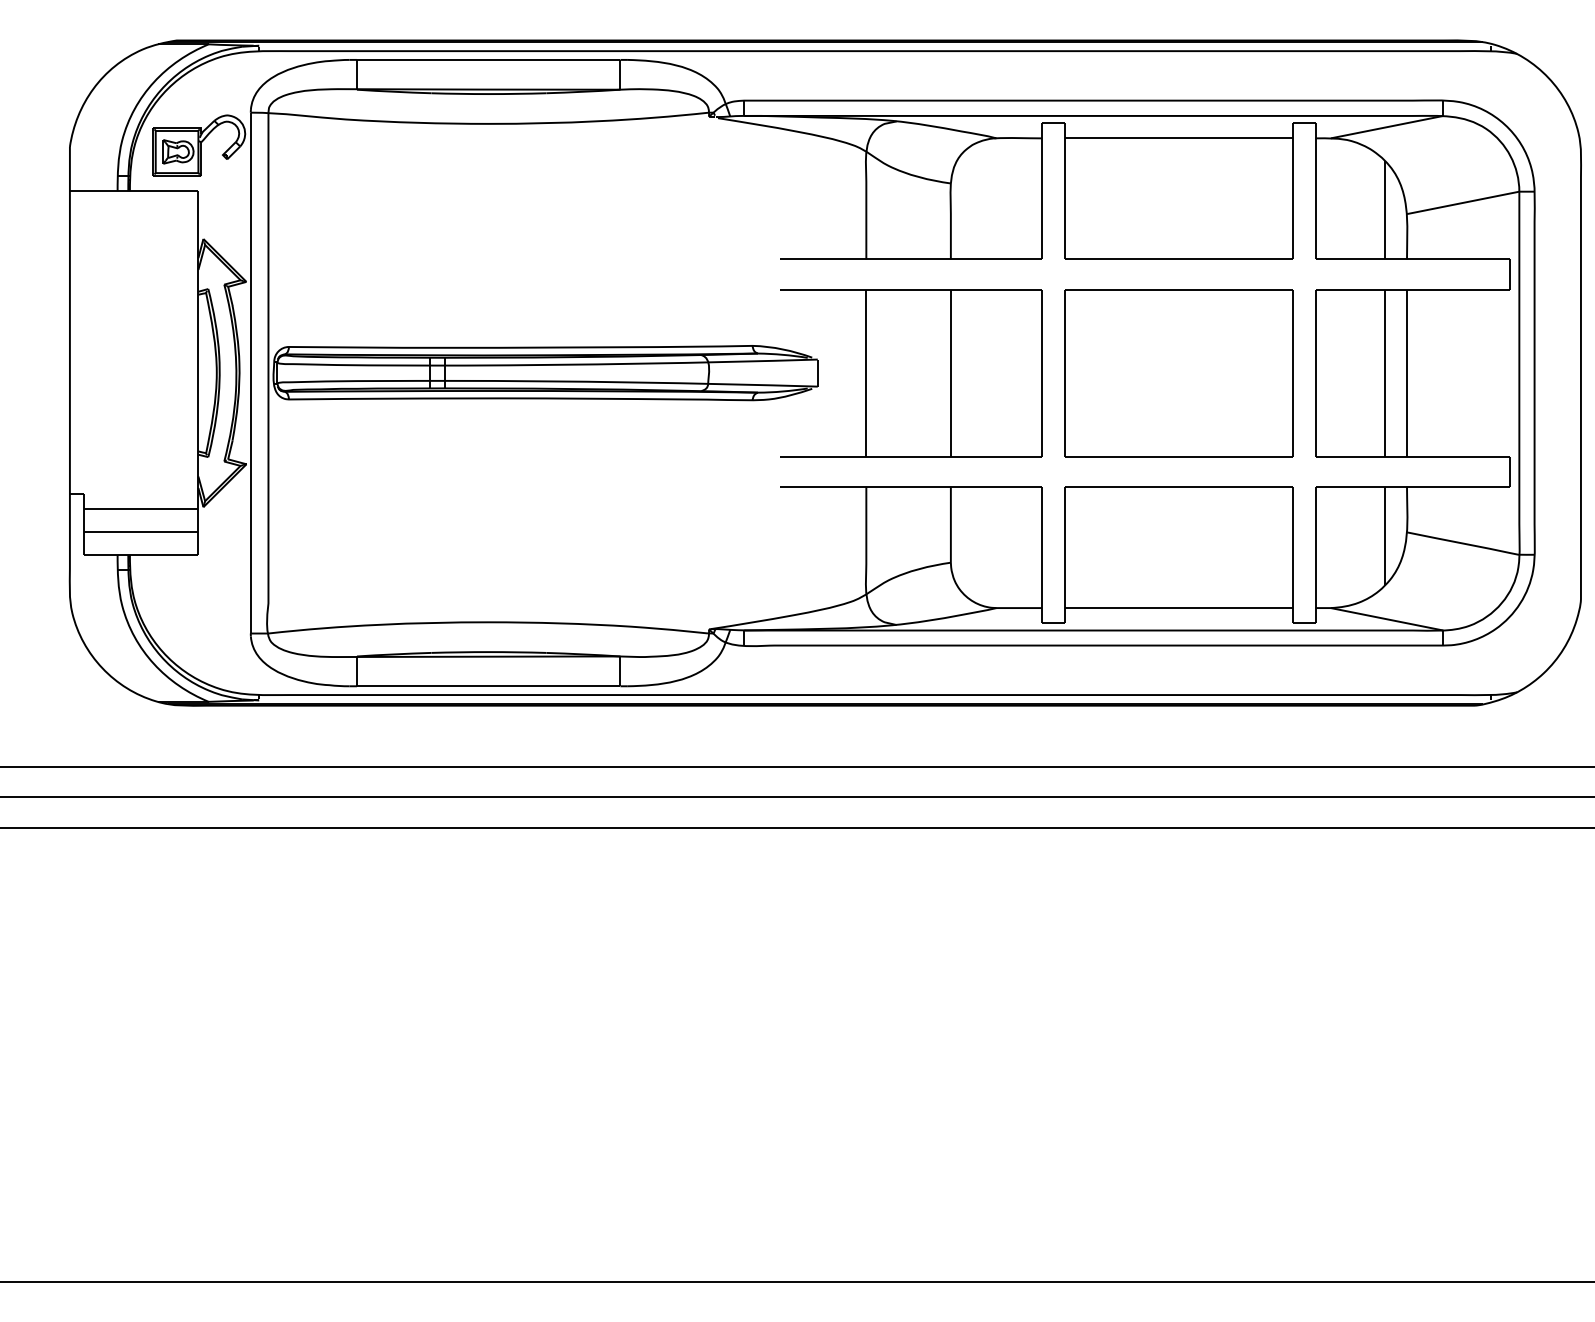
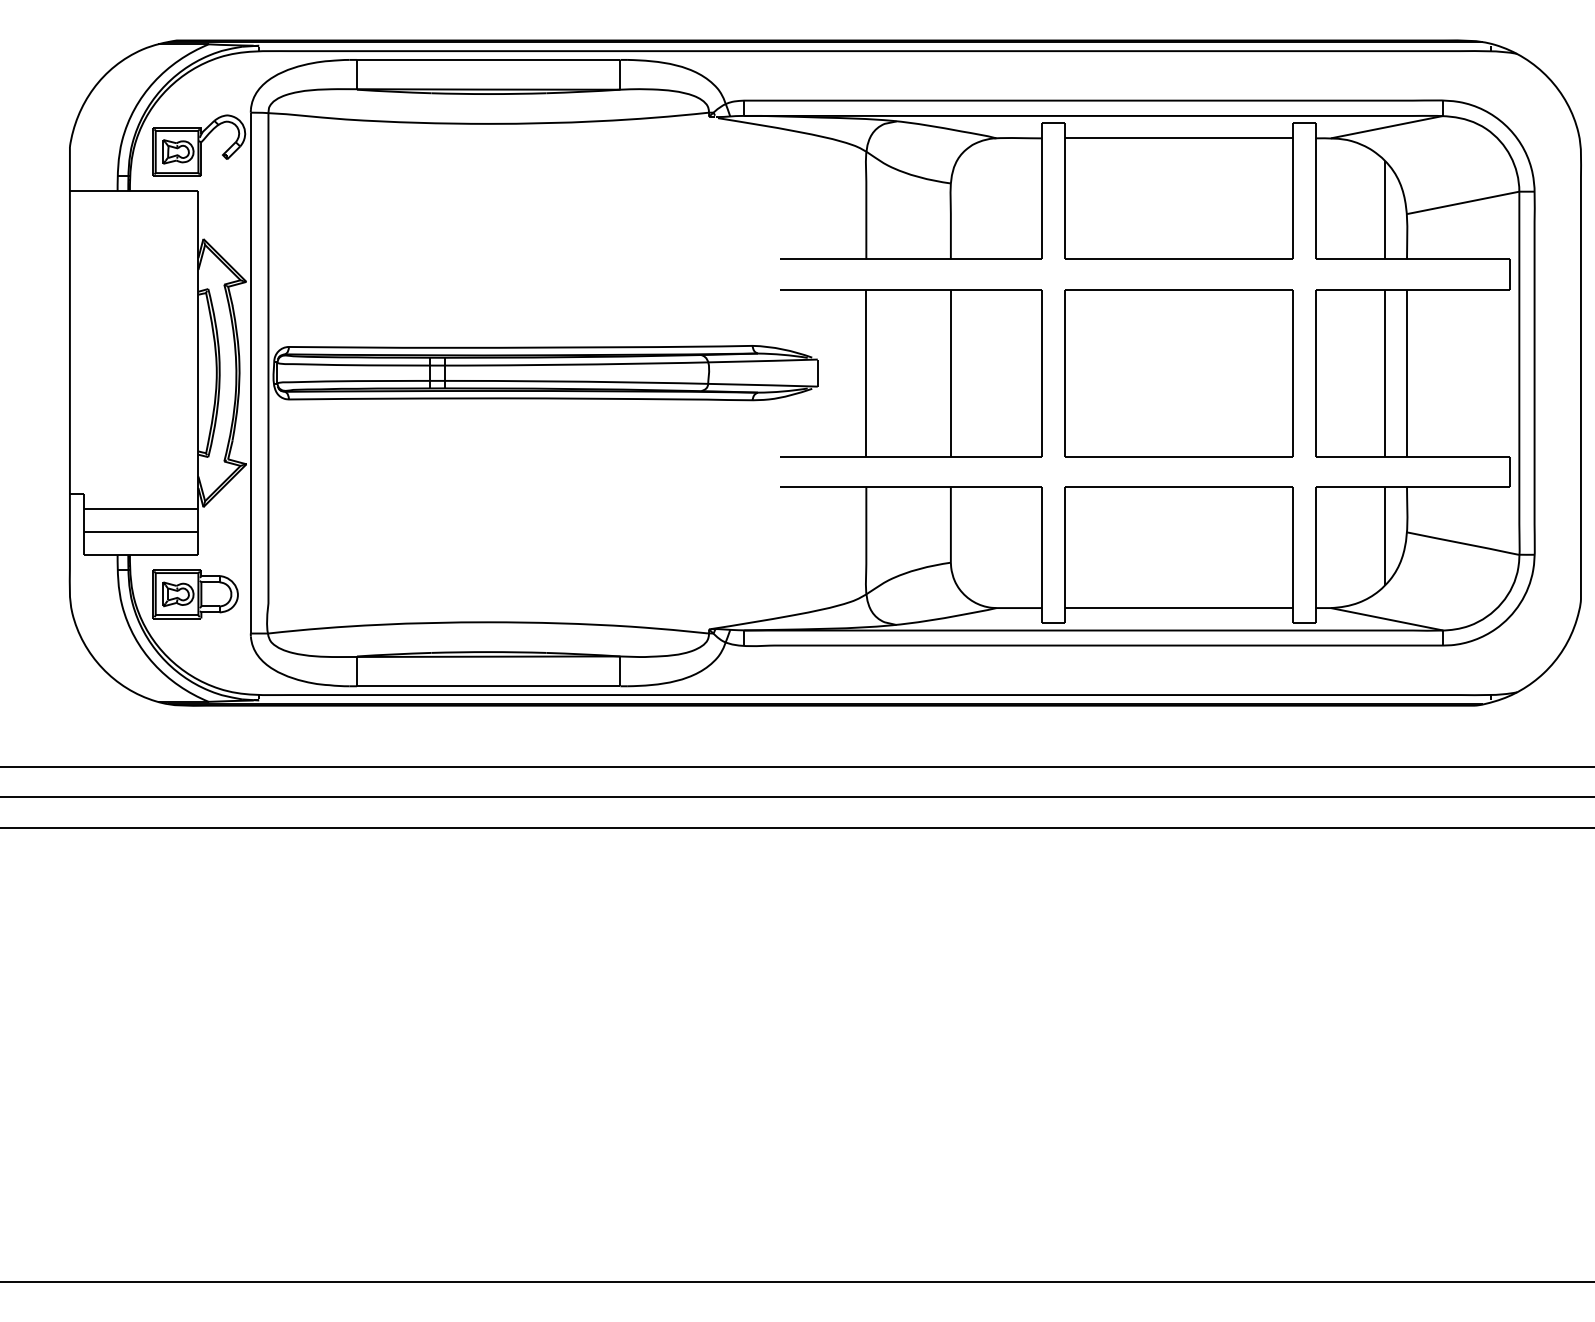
part: none -> present (195, 594)
